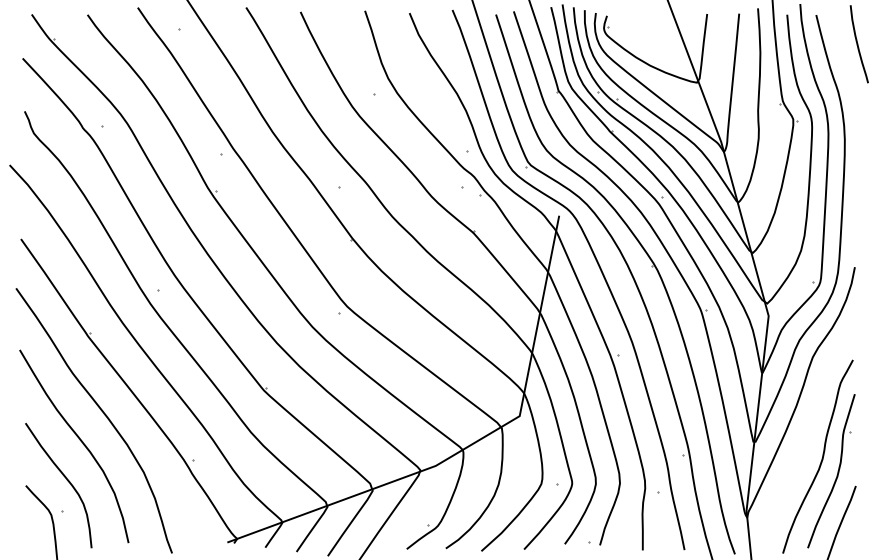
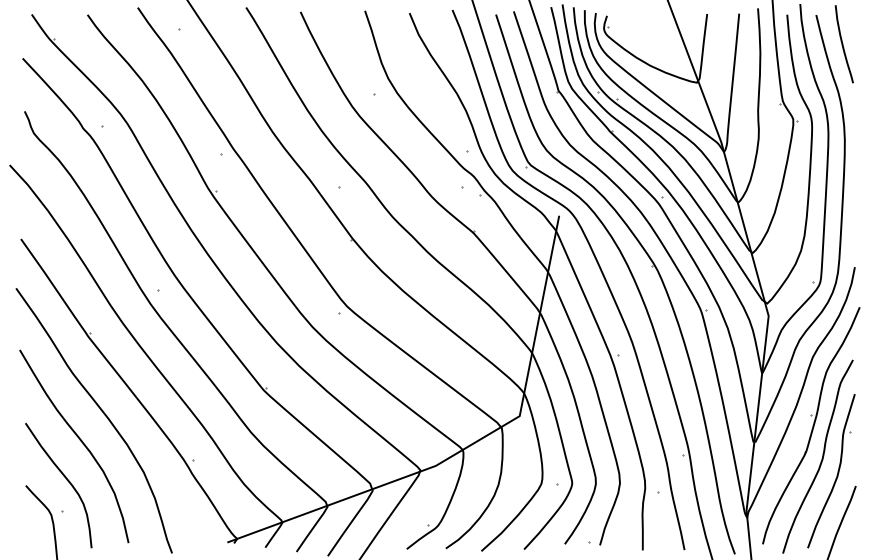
curve position: (858, 44) -> (843, 44) (843, 44)
part: none -> present (811, 425)
